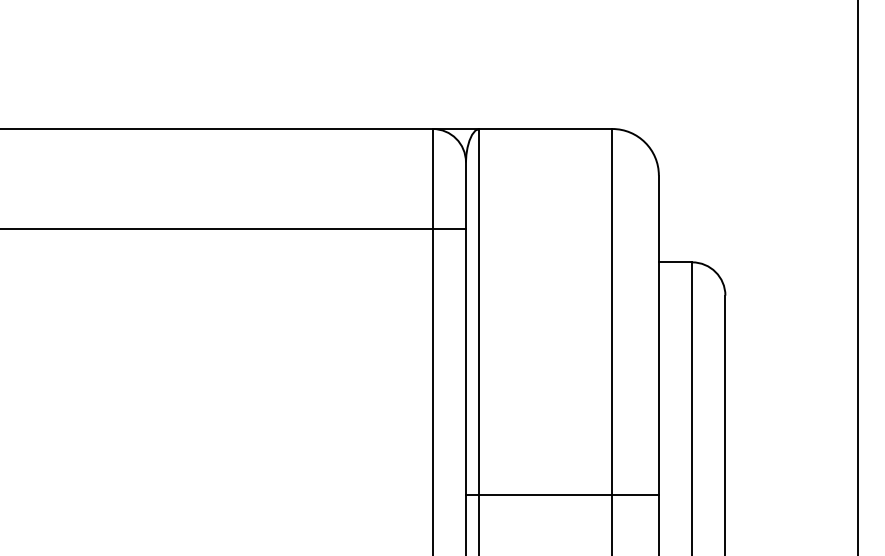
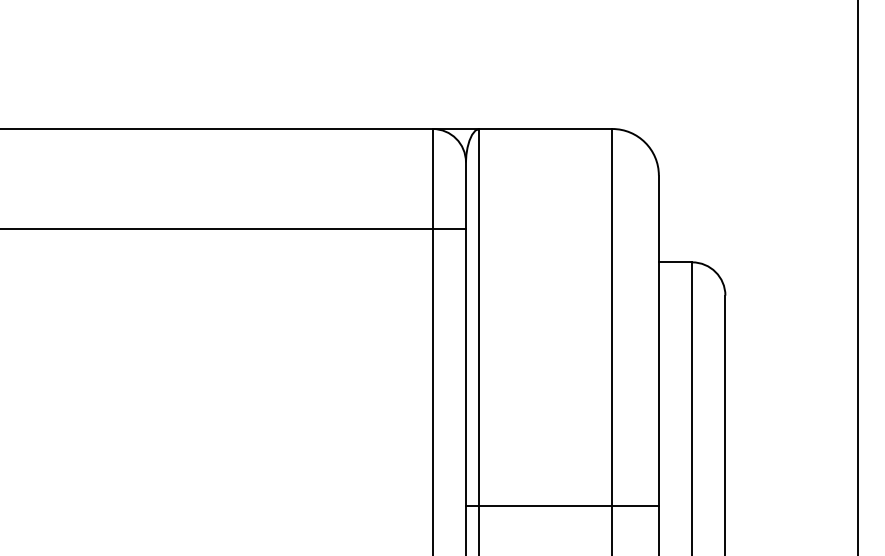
line position: (561, 494) -> (561, 505) (561, 505)
